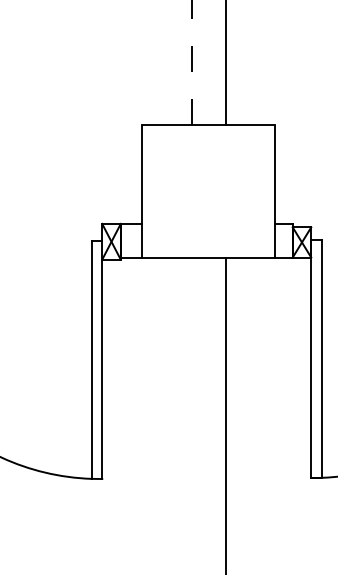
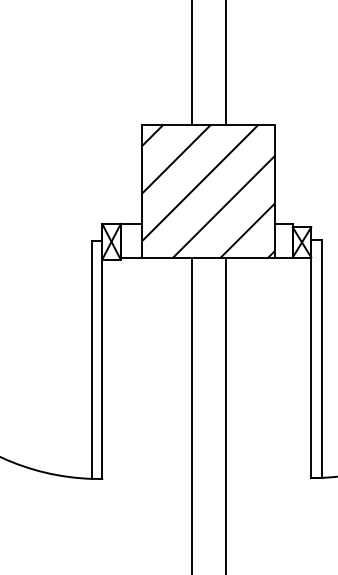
line: dashed -> solid (192, 62)
hatch: none -> present (208, 191)
line: none -> present (192, 414)
